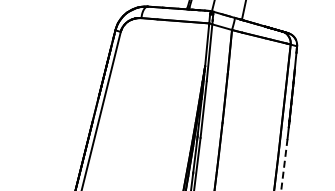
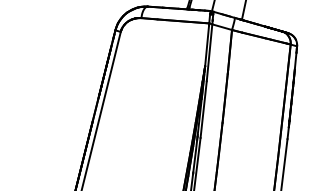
line: dashed -> solid (284, 164)
